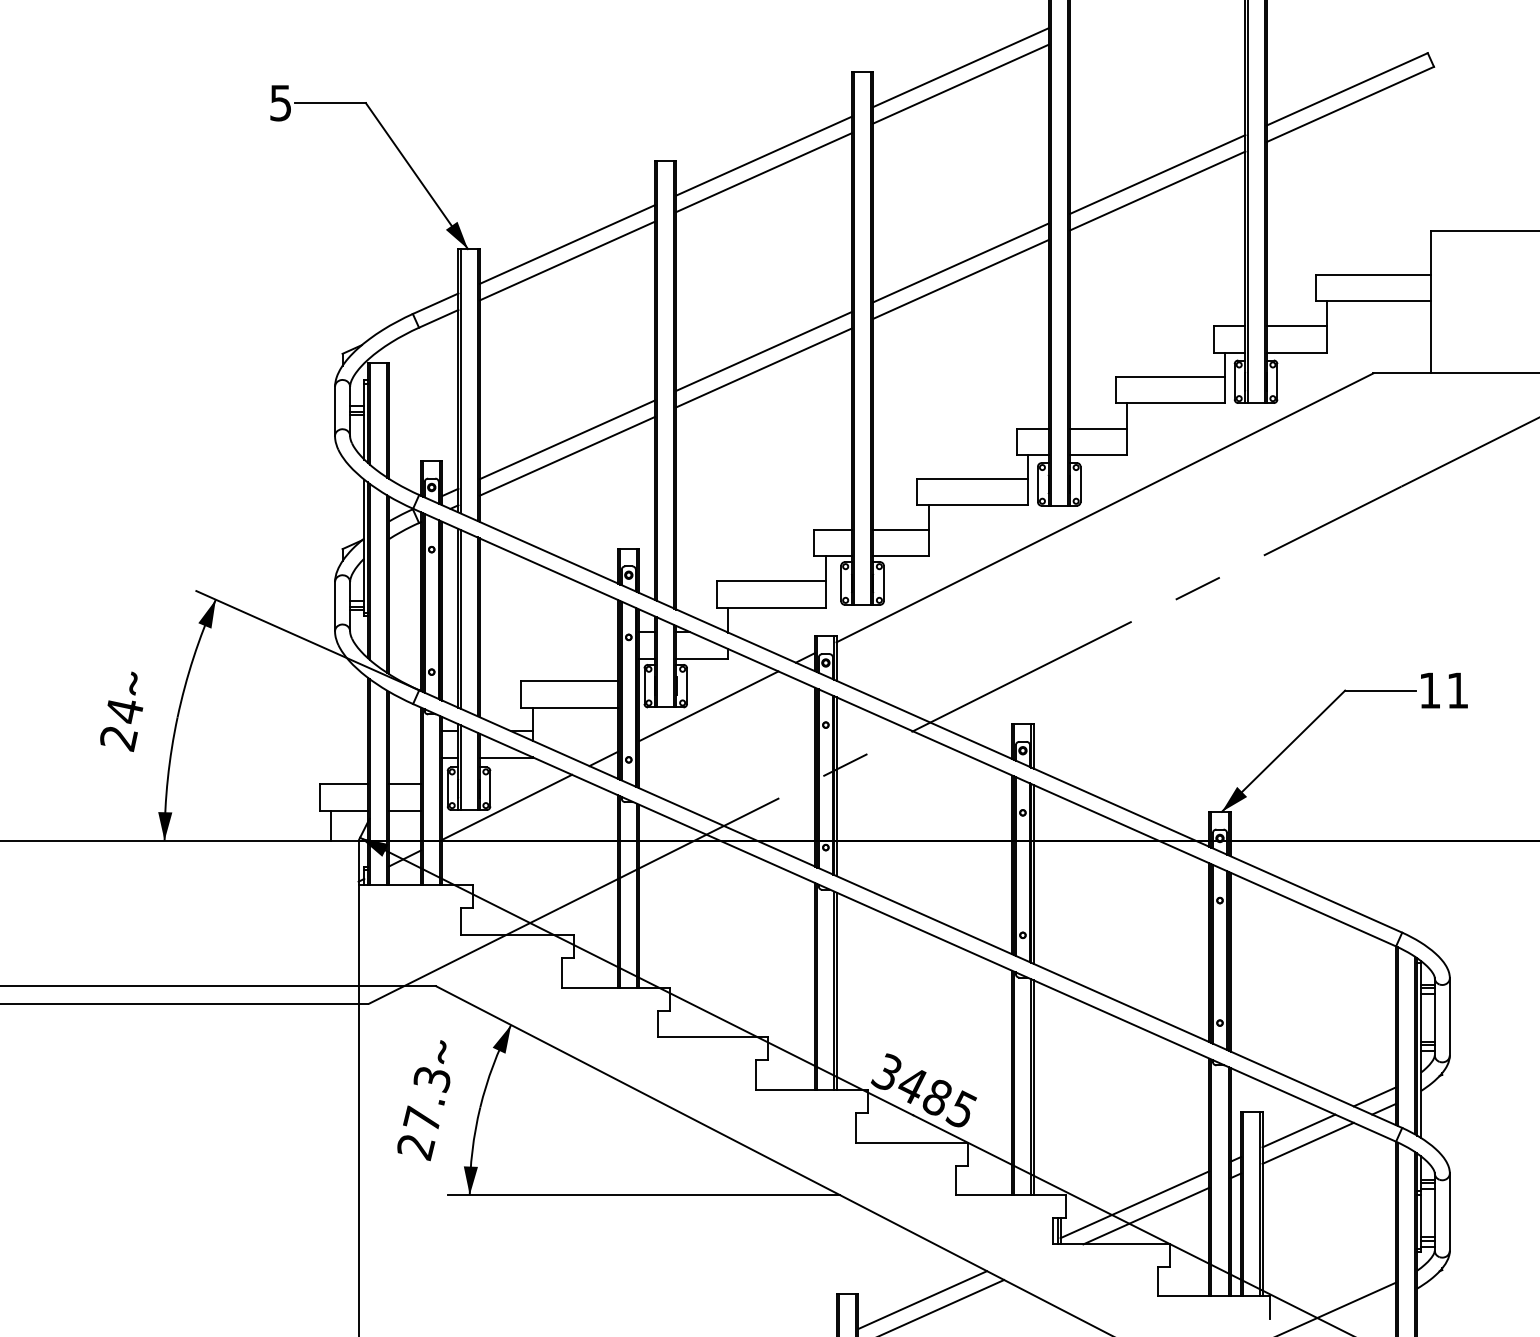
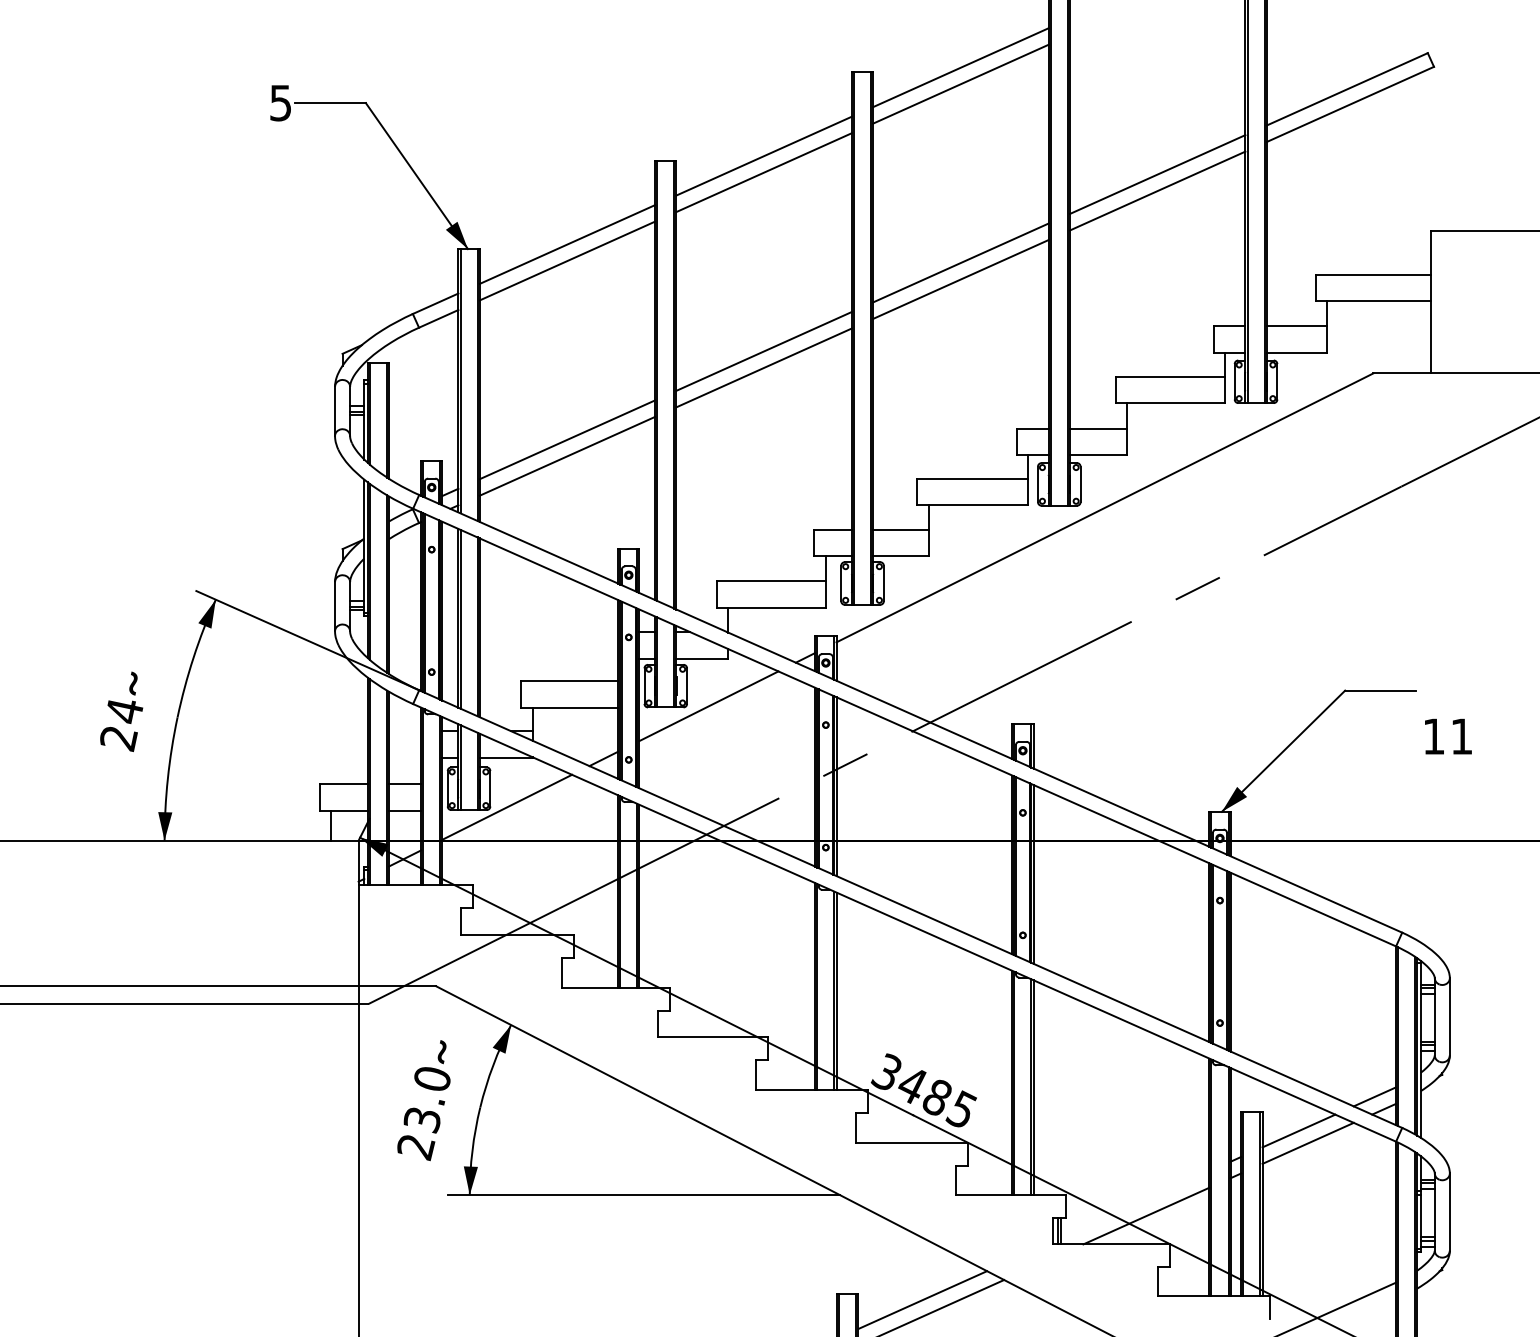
text position: (1444, 690) -> (1448, 736) (1448, 736)
text: 27.3 -> 23.0 (426, 1100)
line: present -> none (1134, 1204)
